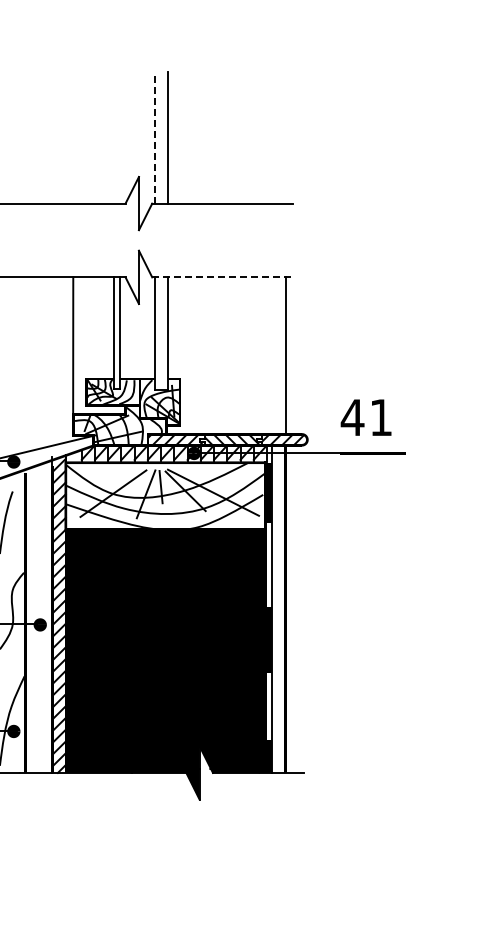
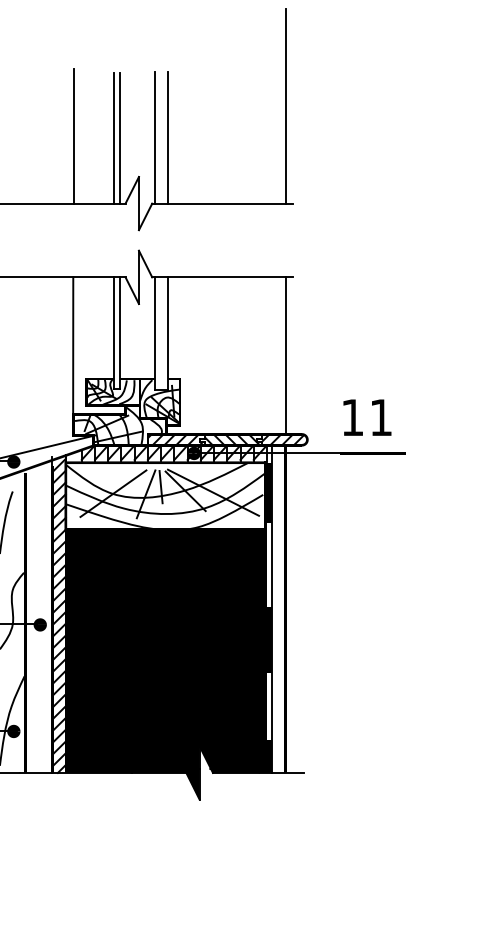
line: none -> present (285, 106)
line: none -> present (73, 136)
line: none -> present (113, 137)
line: none -> present (120, 137)
line: dashed -> solid (154, 137)
line: dashed -> solid (223, 277)
text: 41 -> 11 (352, 417)
